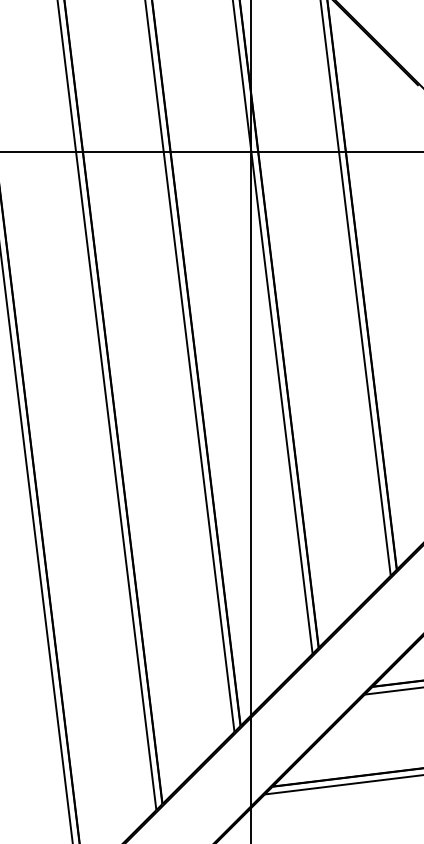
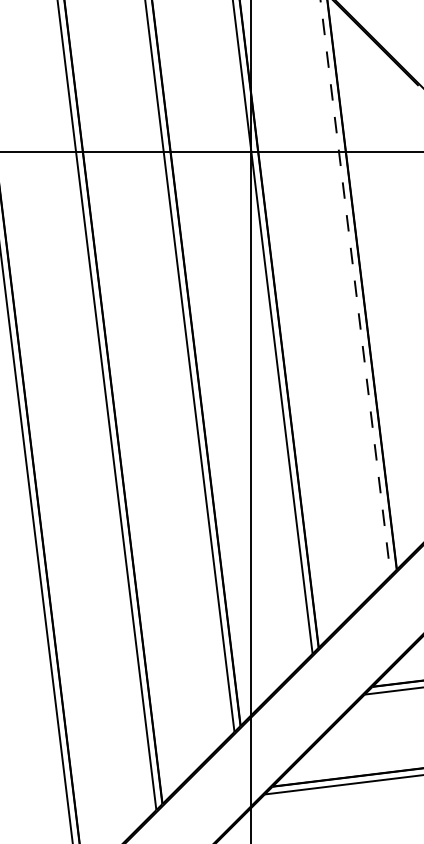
line: solid -> dashed (355, 288)
